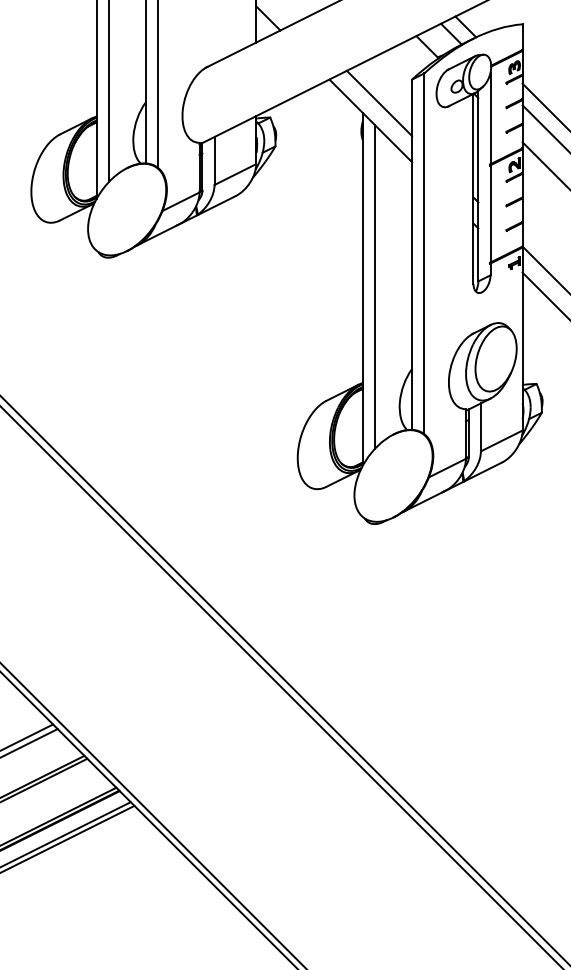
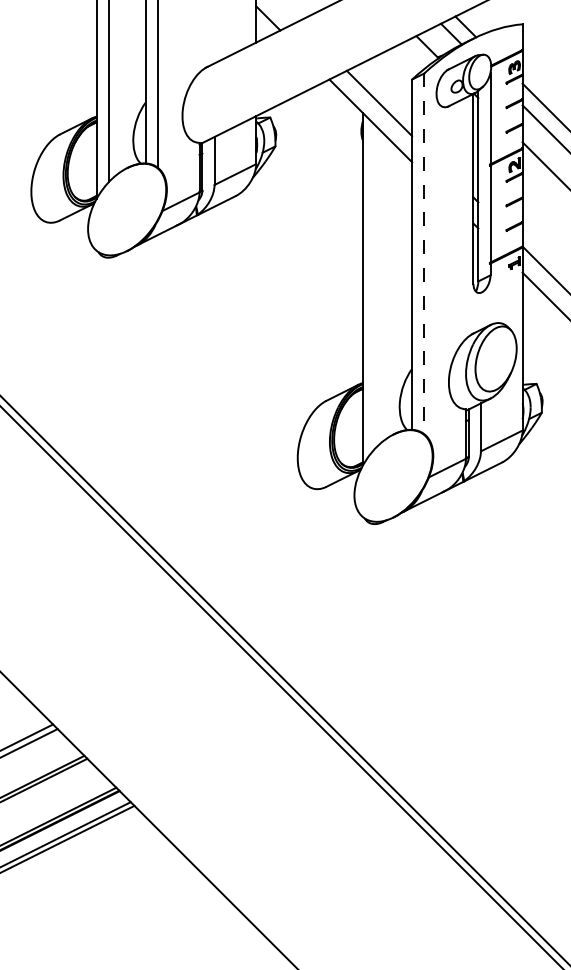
line: solid -> dashed (424, 254)
line: present -> none (375, 286)
line: present -> none (153, 815)
